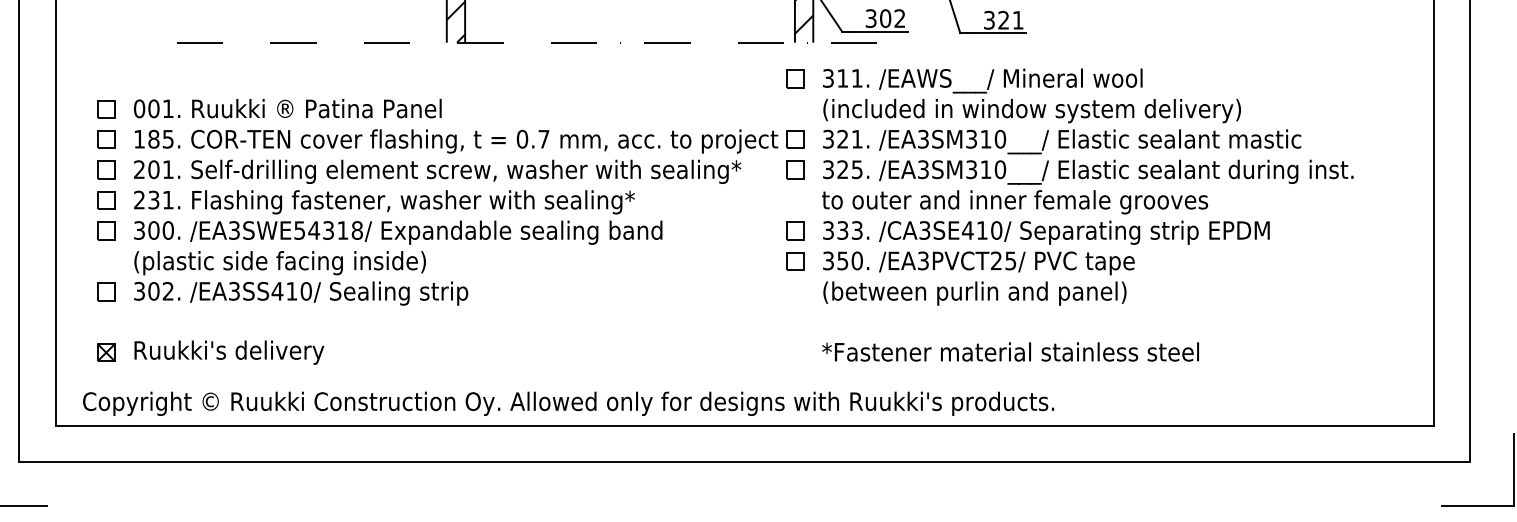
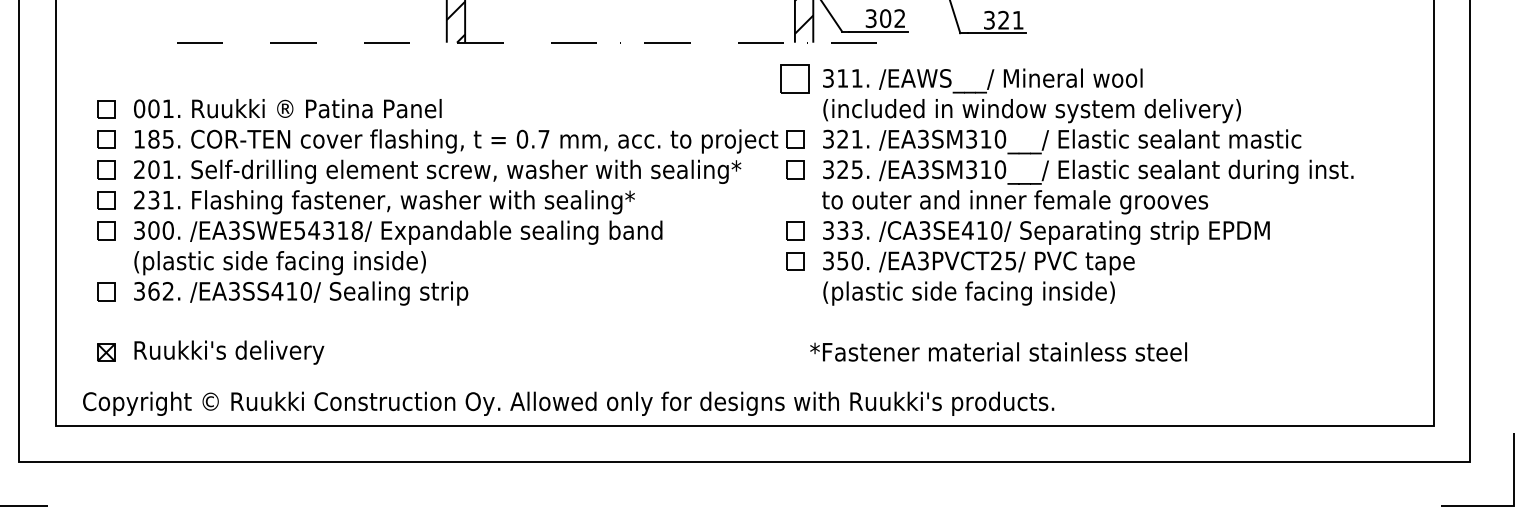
part size: 19x20 px -> 30x30 px (794, 78)
text: 302. -> 362. (153, 290)
text: (between purlin and panel) -> (plastic side facing inside) (979, 293)
text position: (1010, 351) -> (998, 351) (998, 351)
